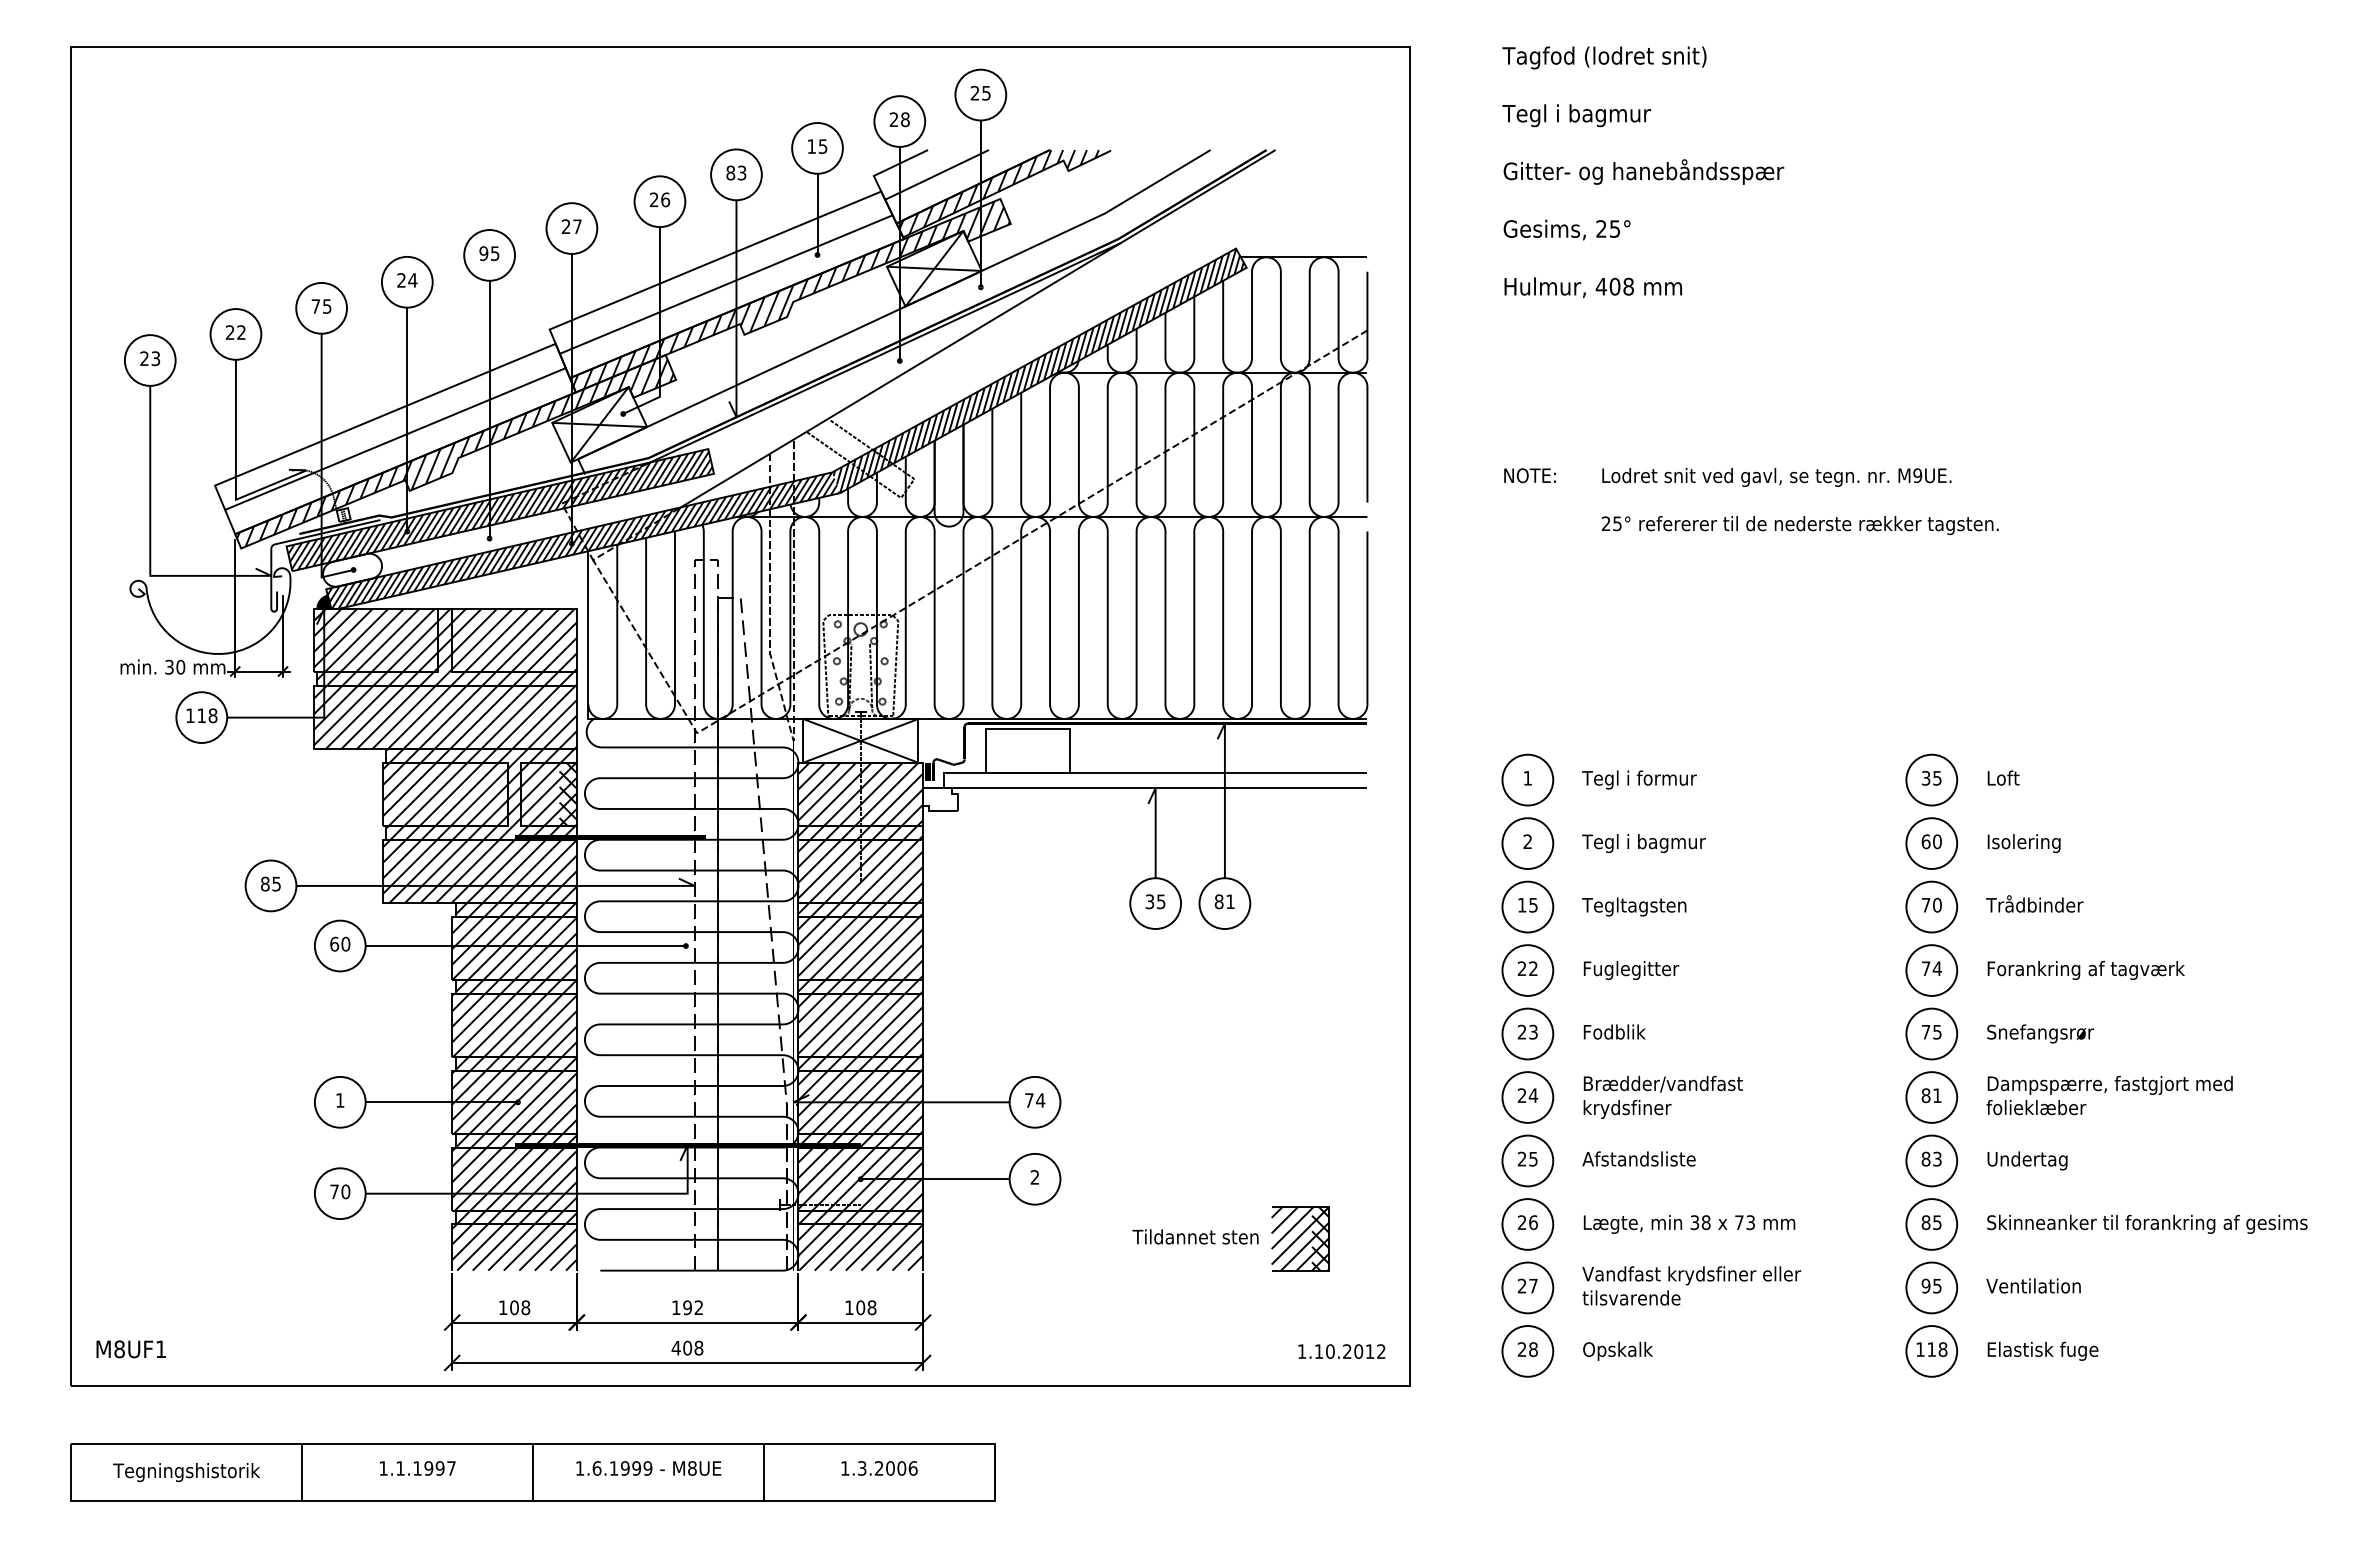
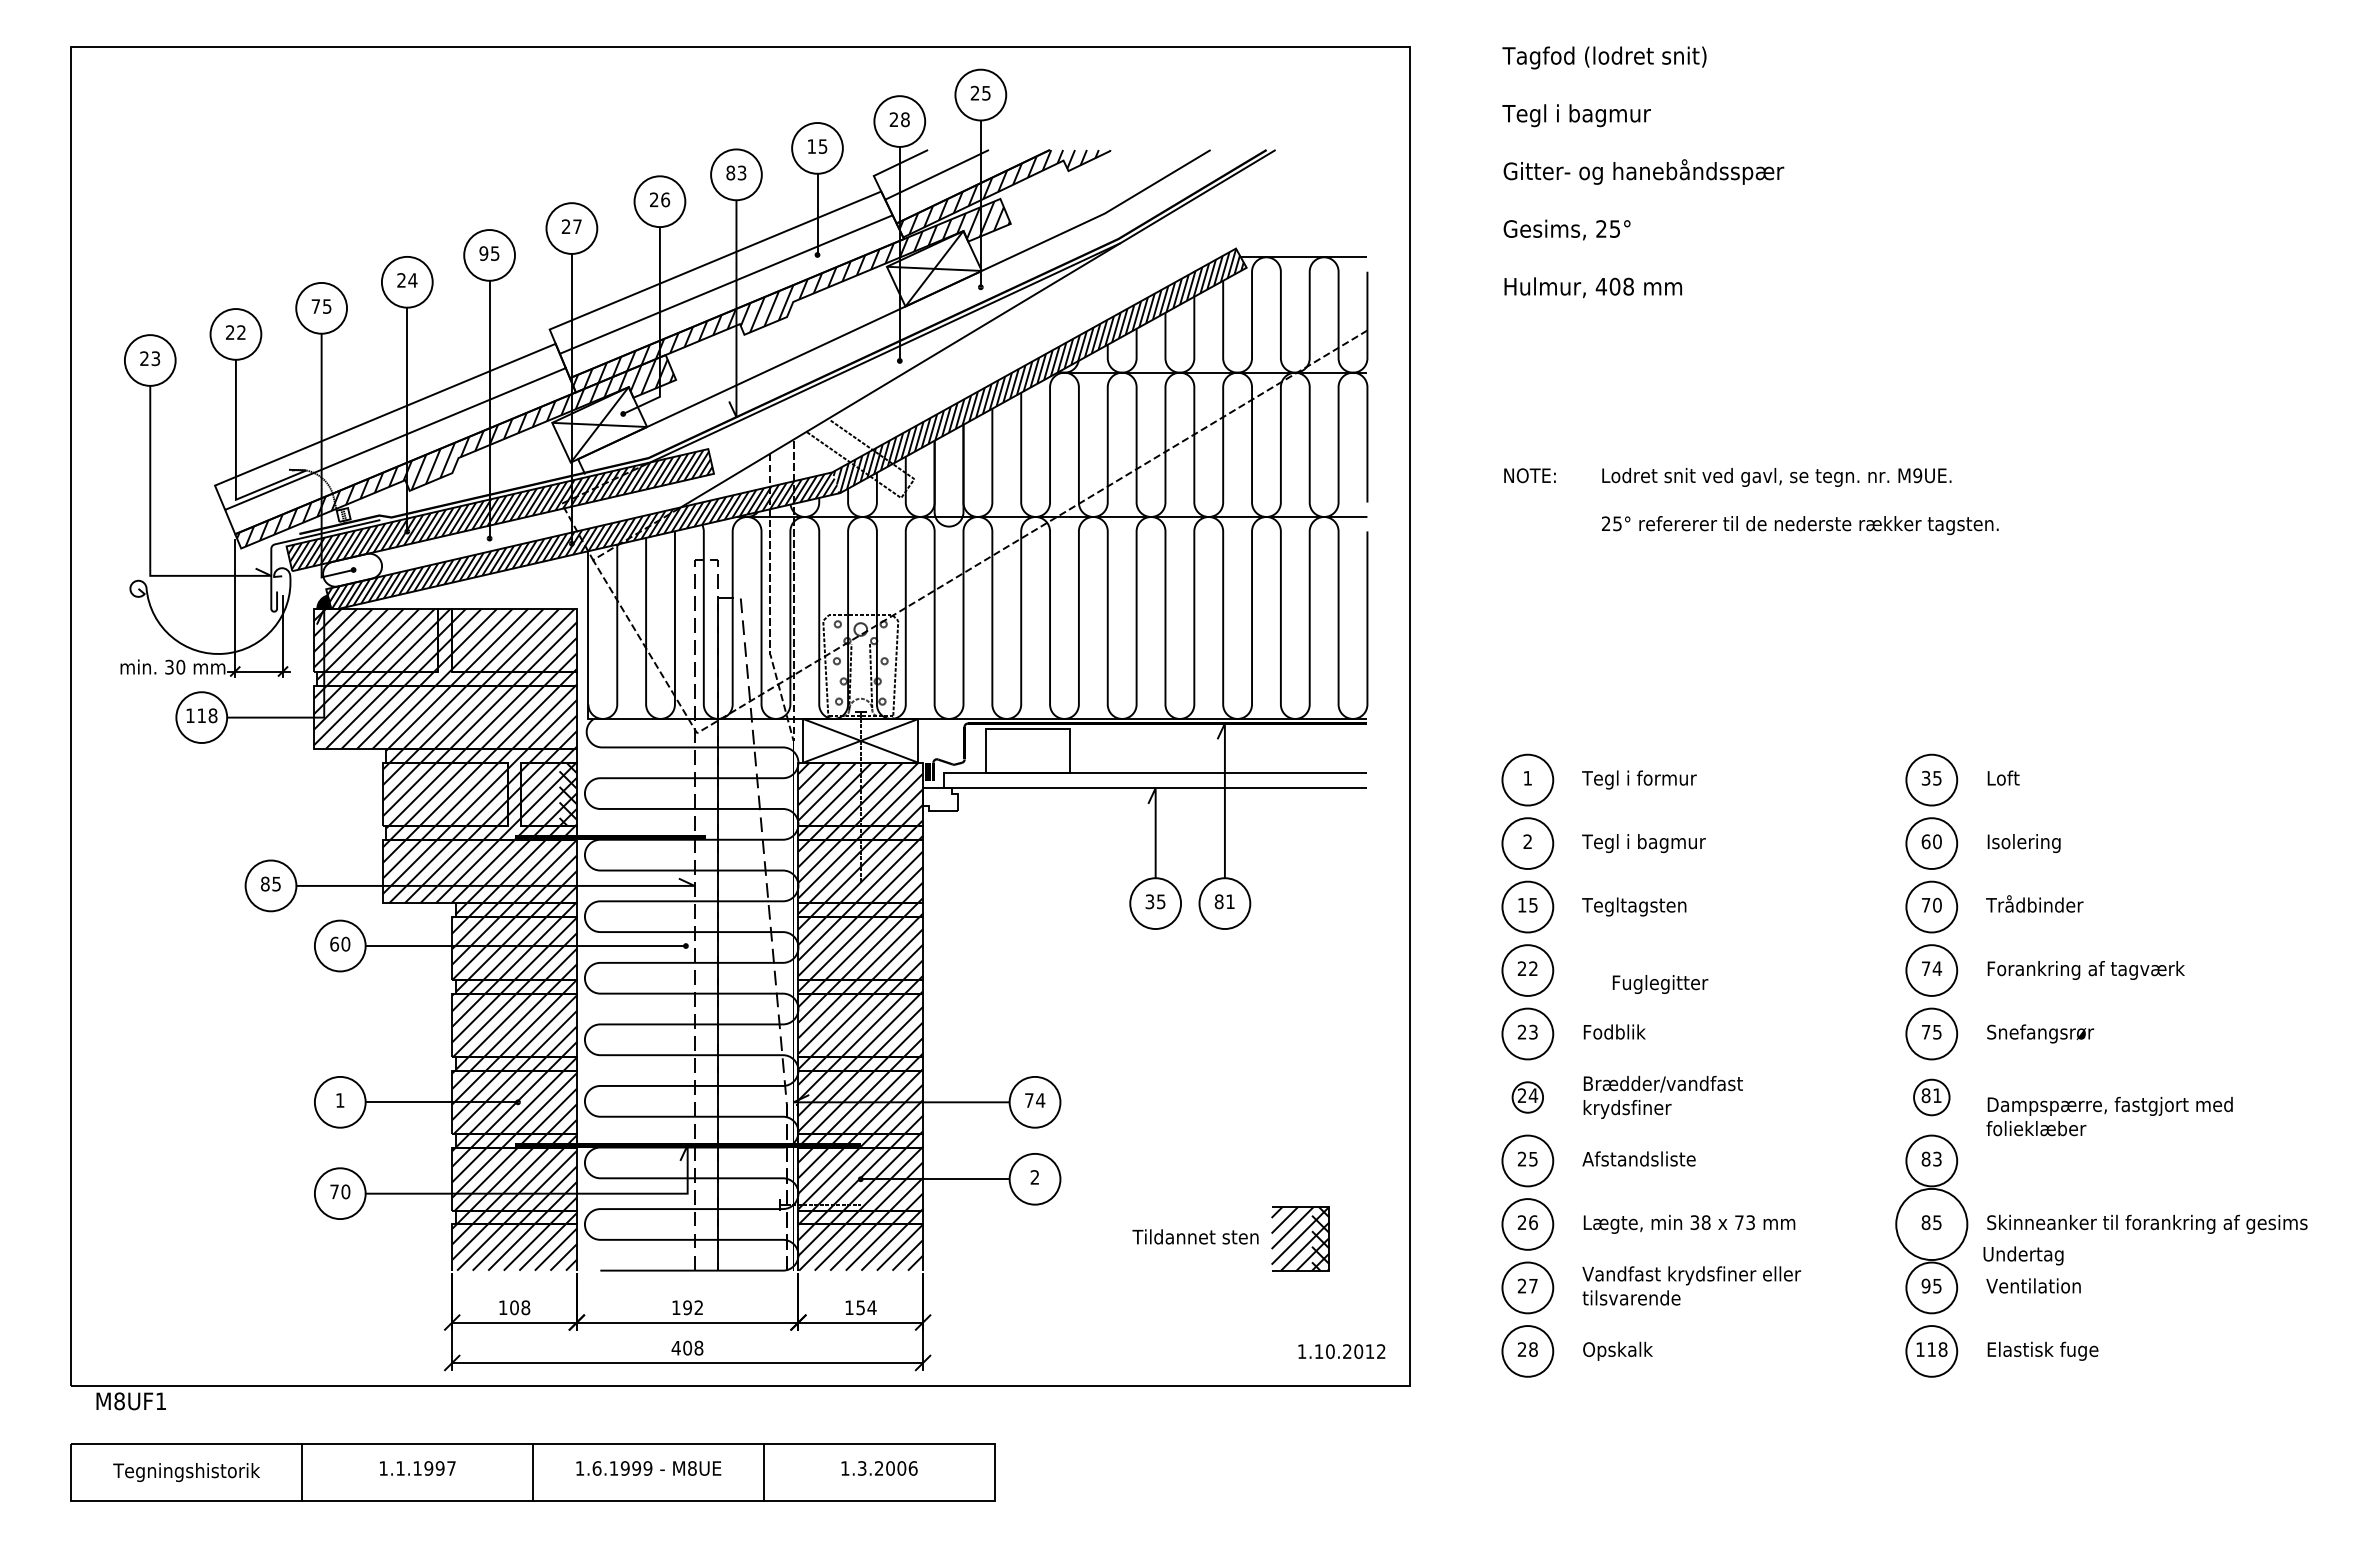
text position: (1631, 970) -> (1660, 984) (1660, 984)
text position: (2109, 1095) -> (2109, 1116) (2109, 1116)
circle diameter: 51 px -> 30 px (1527, 1097)
circle diameter: 51 px -> 36 px (1931, 1097)
text position: (2027, 1160) -> (2023, 1255) (2023, 1255)
circle diameter: 51 px -> 71 px (1931, 1224)
text: 108 -> 154 (866, 1307)
text position: (130, 1349) -> (130, 1401) (130, 1401)
